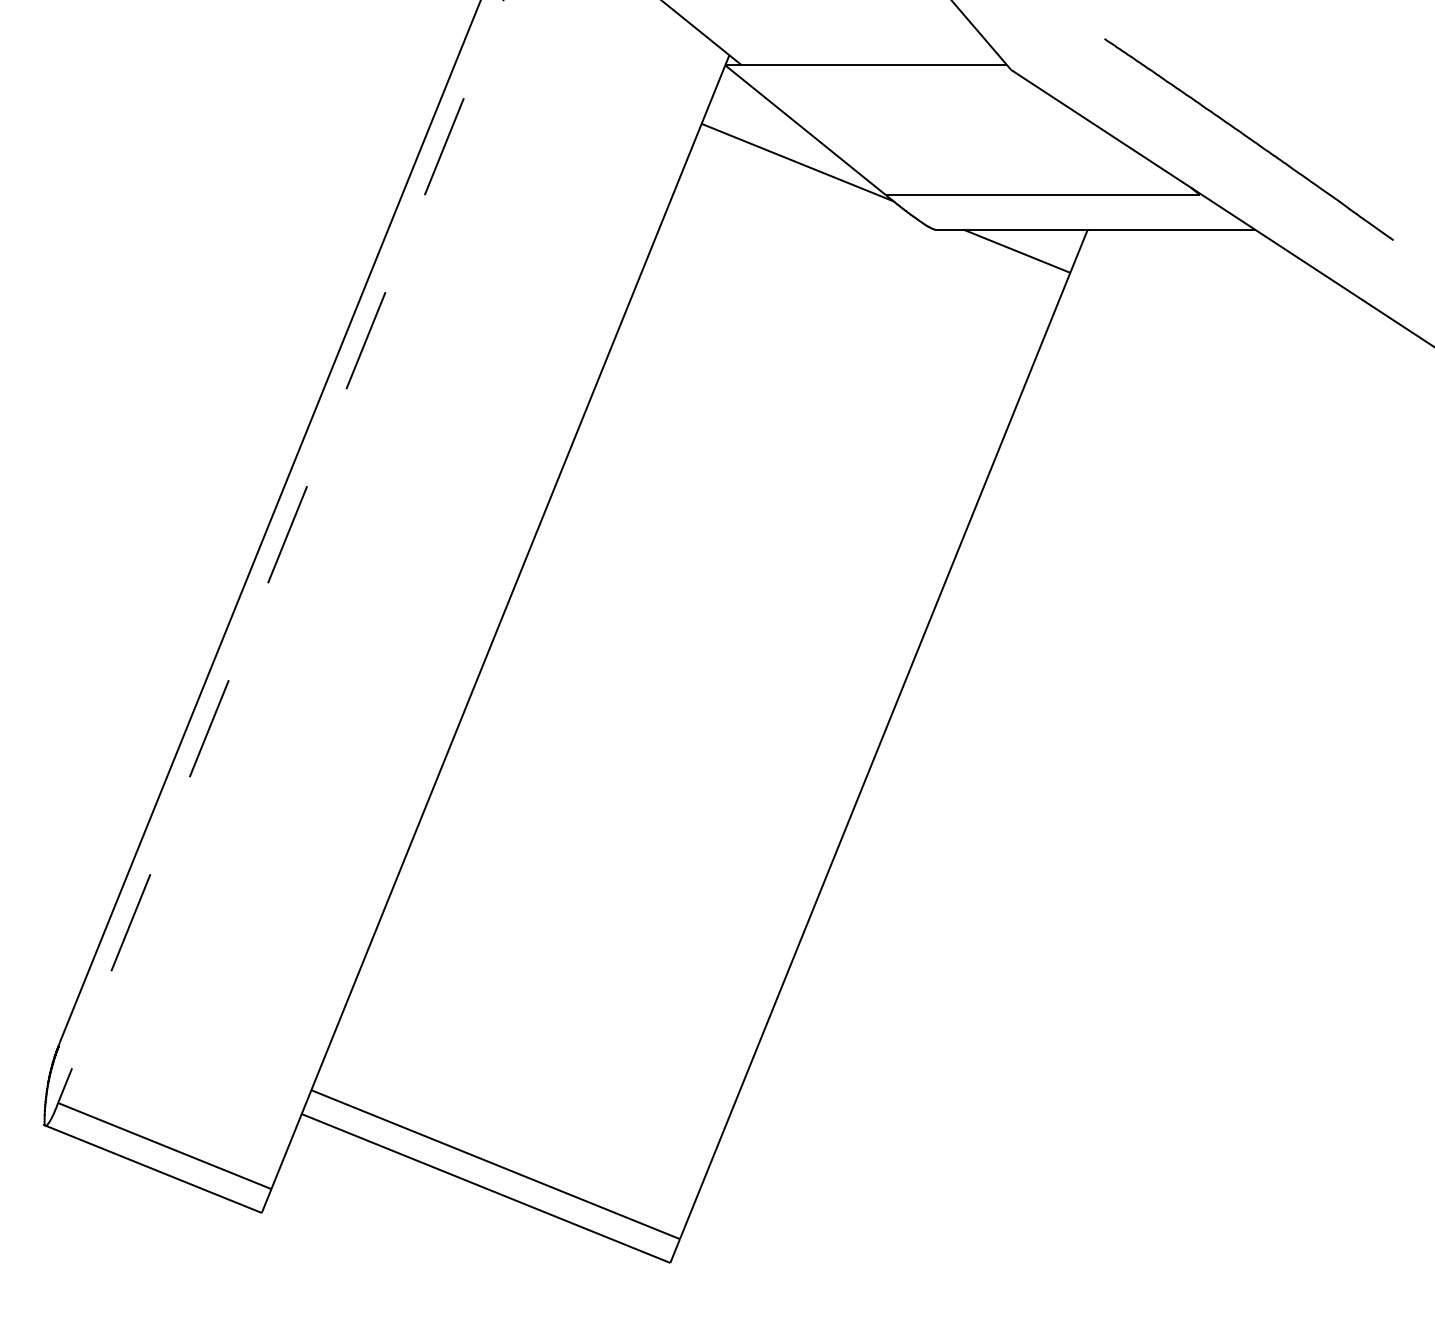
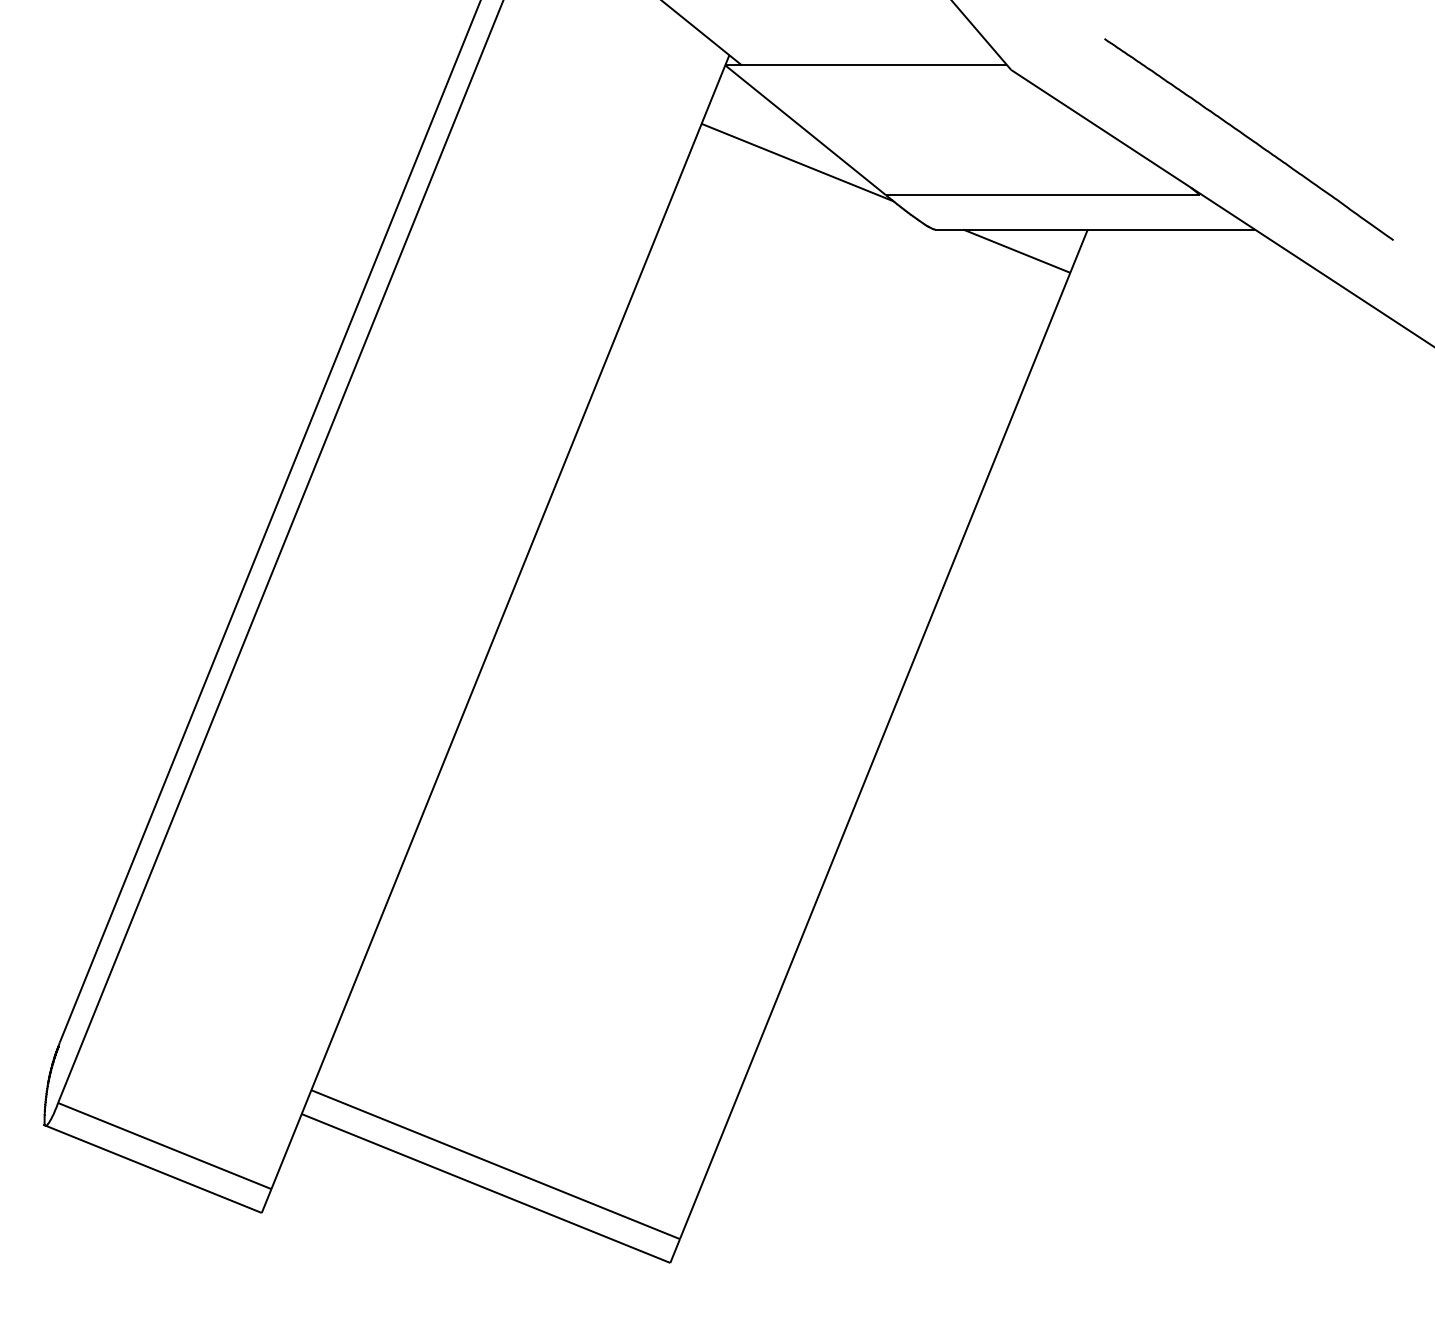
line: dashed -> solid (280, 552)
